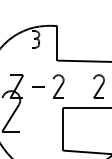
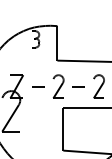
line: none -> present (78, 86)
